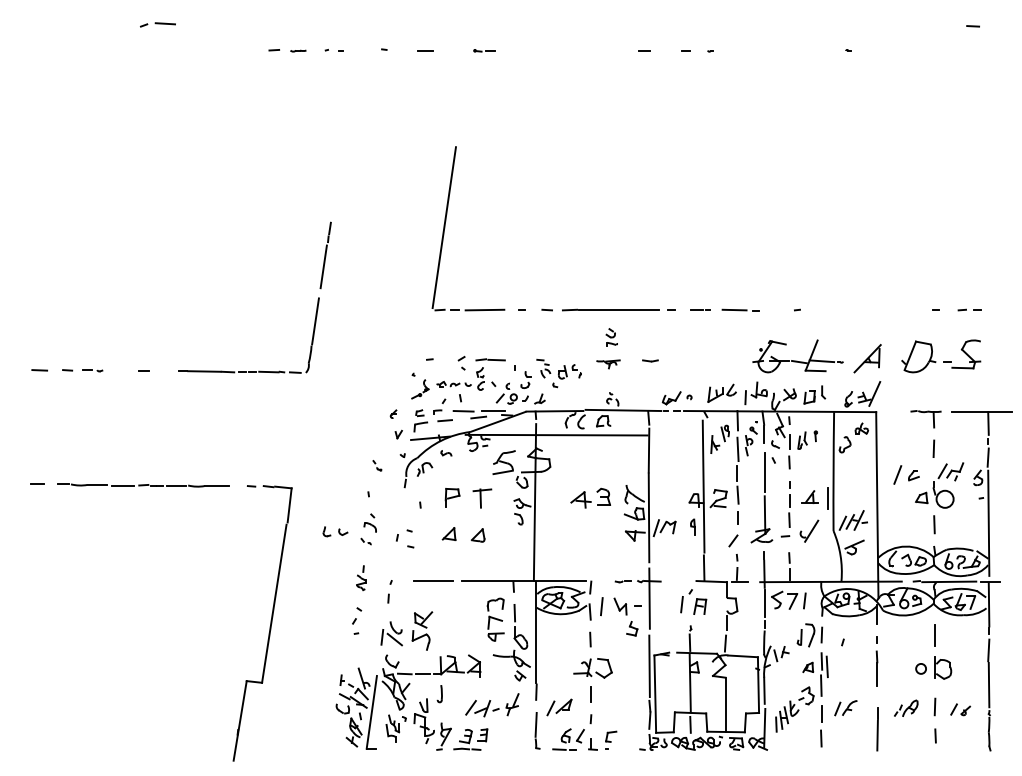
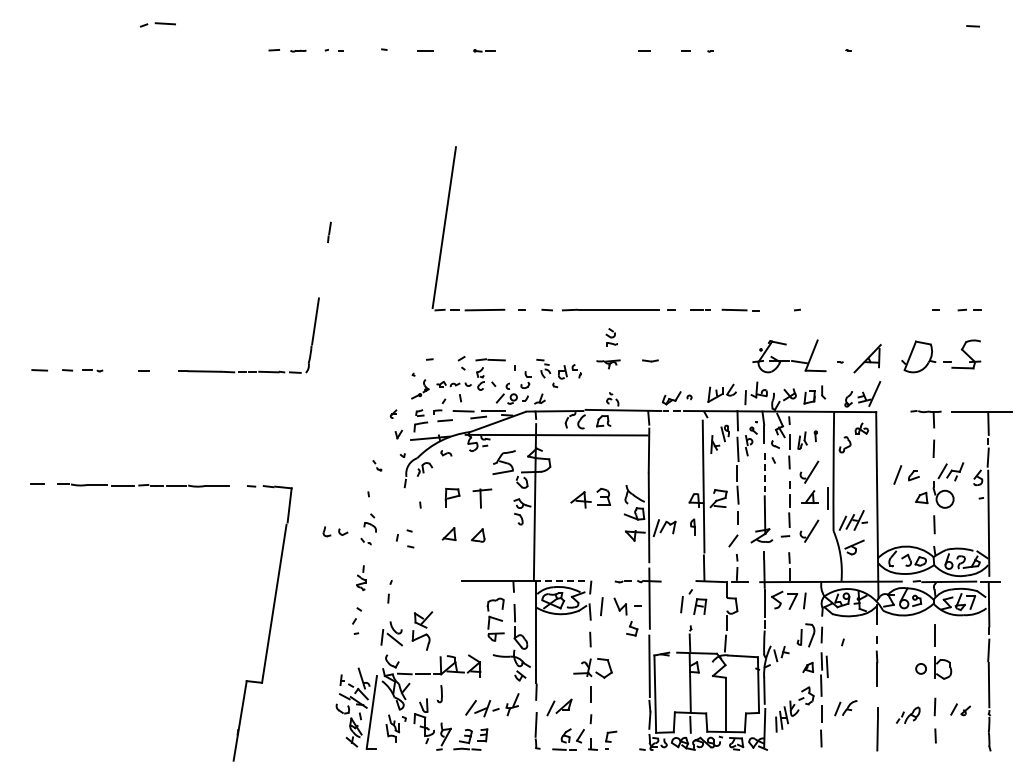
line: present -> none (323, 266)
line: present -> none (821, 361)
part: none -> present (809, 471)
line: solid -> dashed (764, 472)
line: present -> none (433, 581)
line: solid -> dashed (560, 581)
part position: (906, 707) -> (908, 714) (908, 714)
